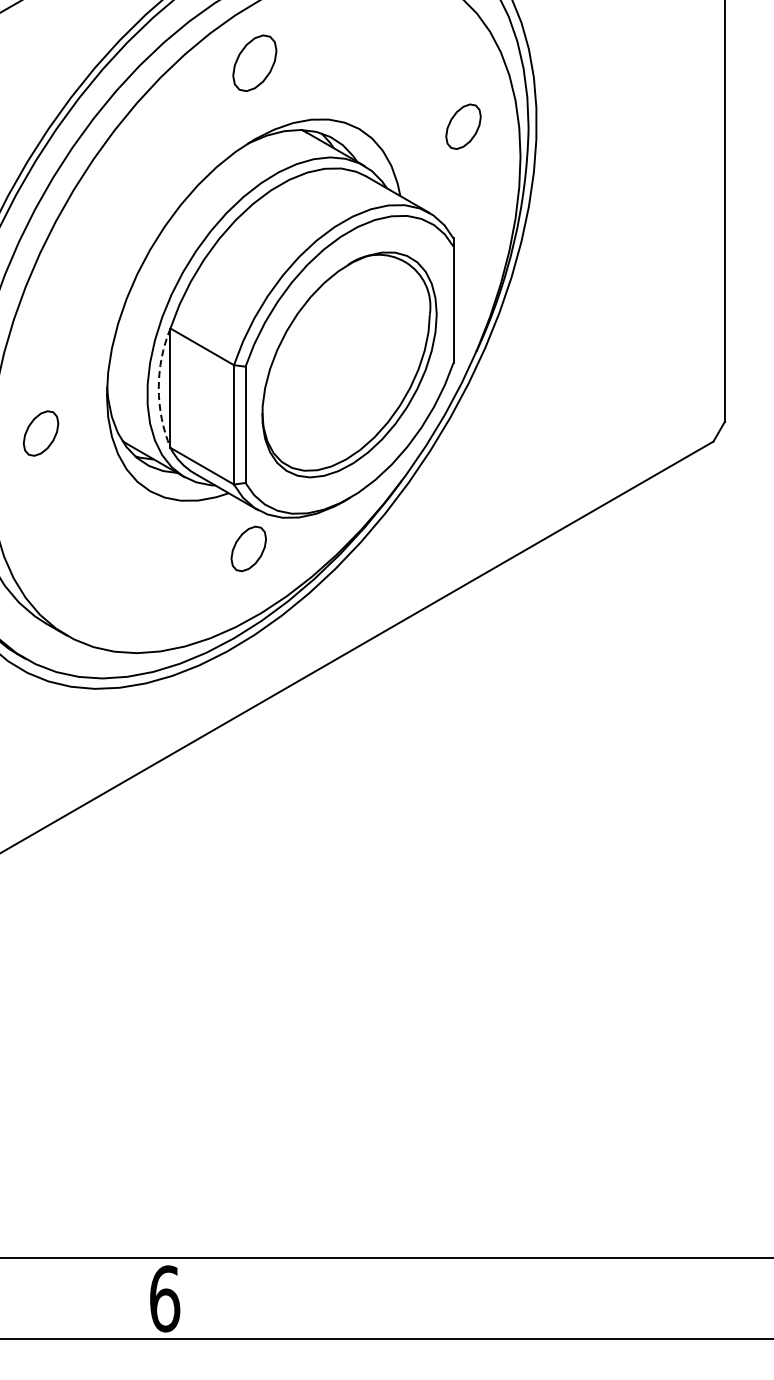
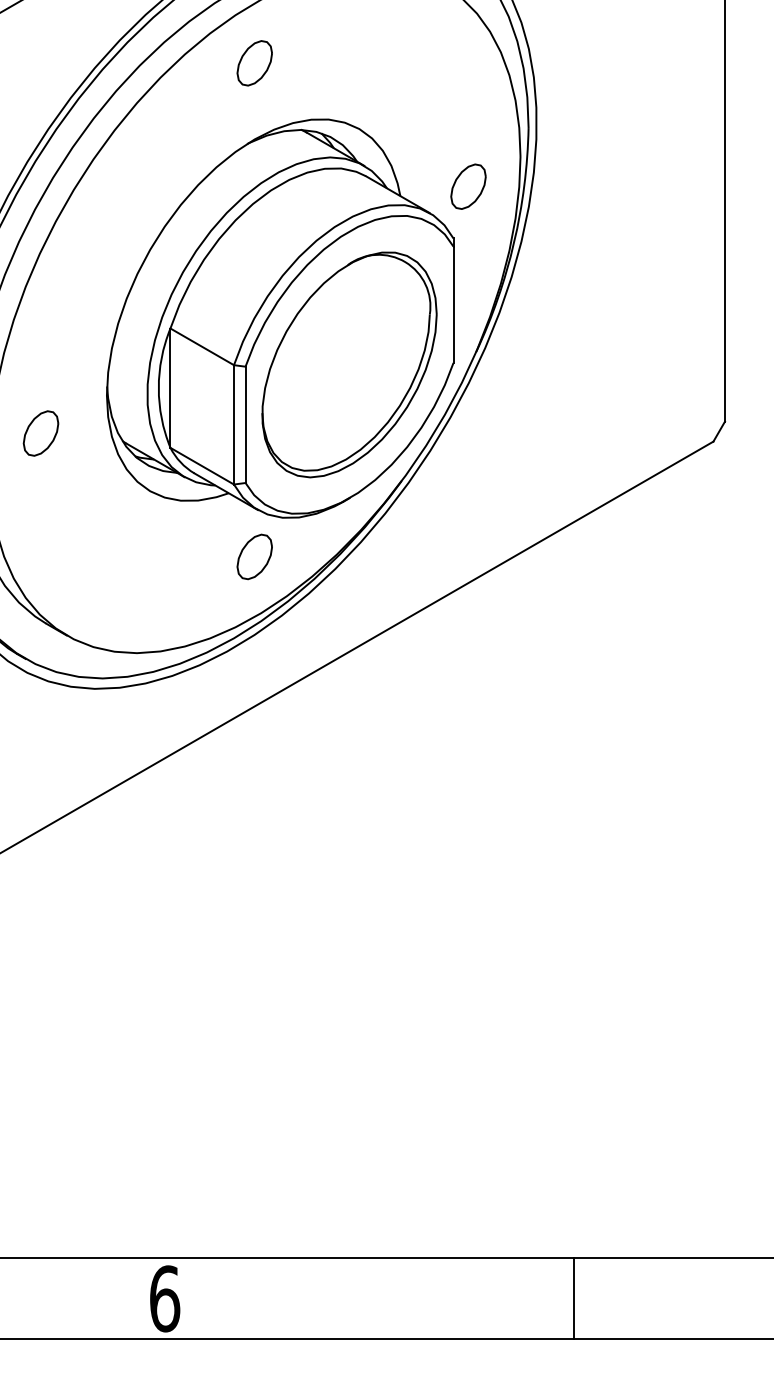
part size: 46x58 px -> 37x47 px (254, 63)
part position: (463, 126) -> (468, 186) (468, 186)
arc: dashed -> solid (158, 388)
part position: (248, 548) -> (254, 556) (254, 556)
line: none -> present (574, 1298)
